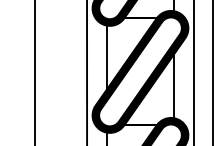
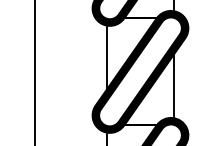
line: present -> none (87, 72)
line: present -> none (194, 72)
line: present -> none (212, 72)
